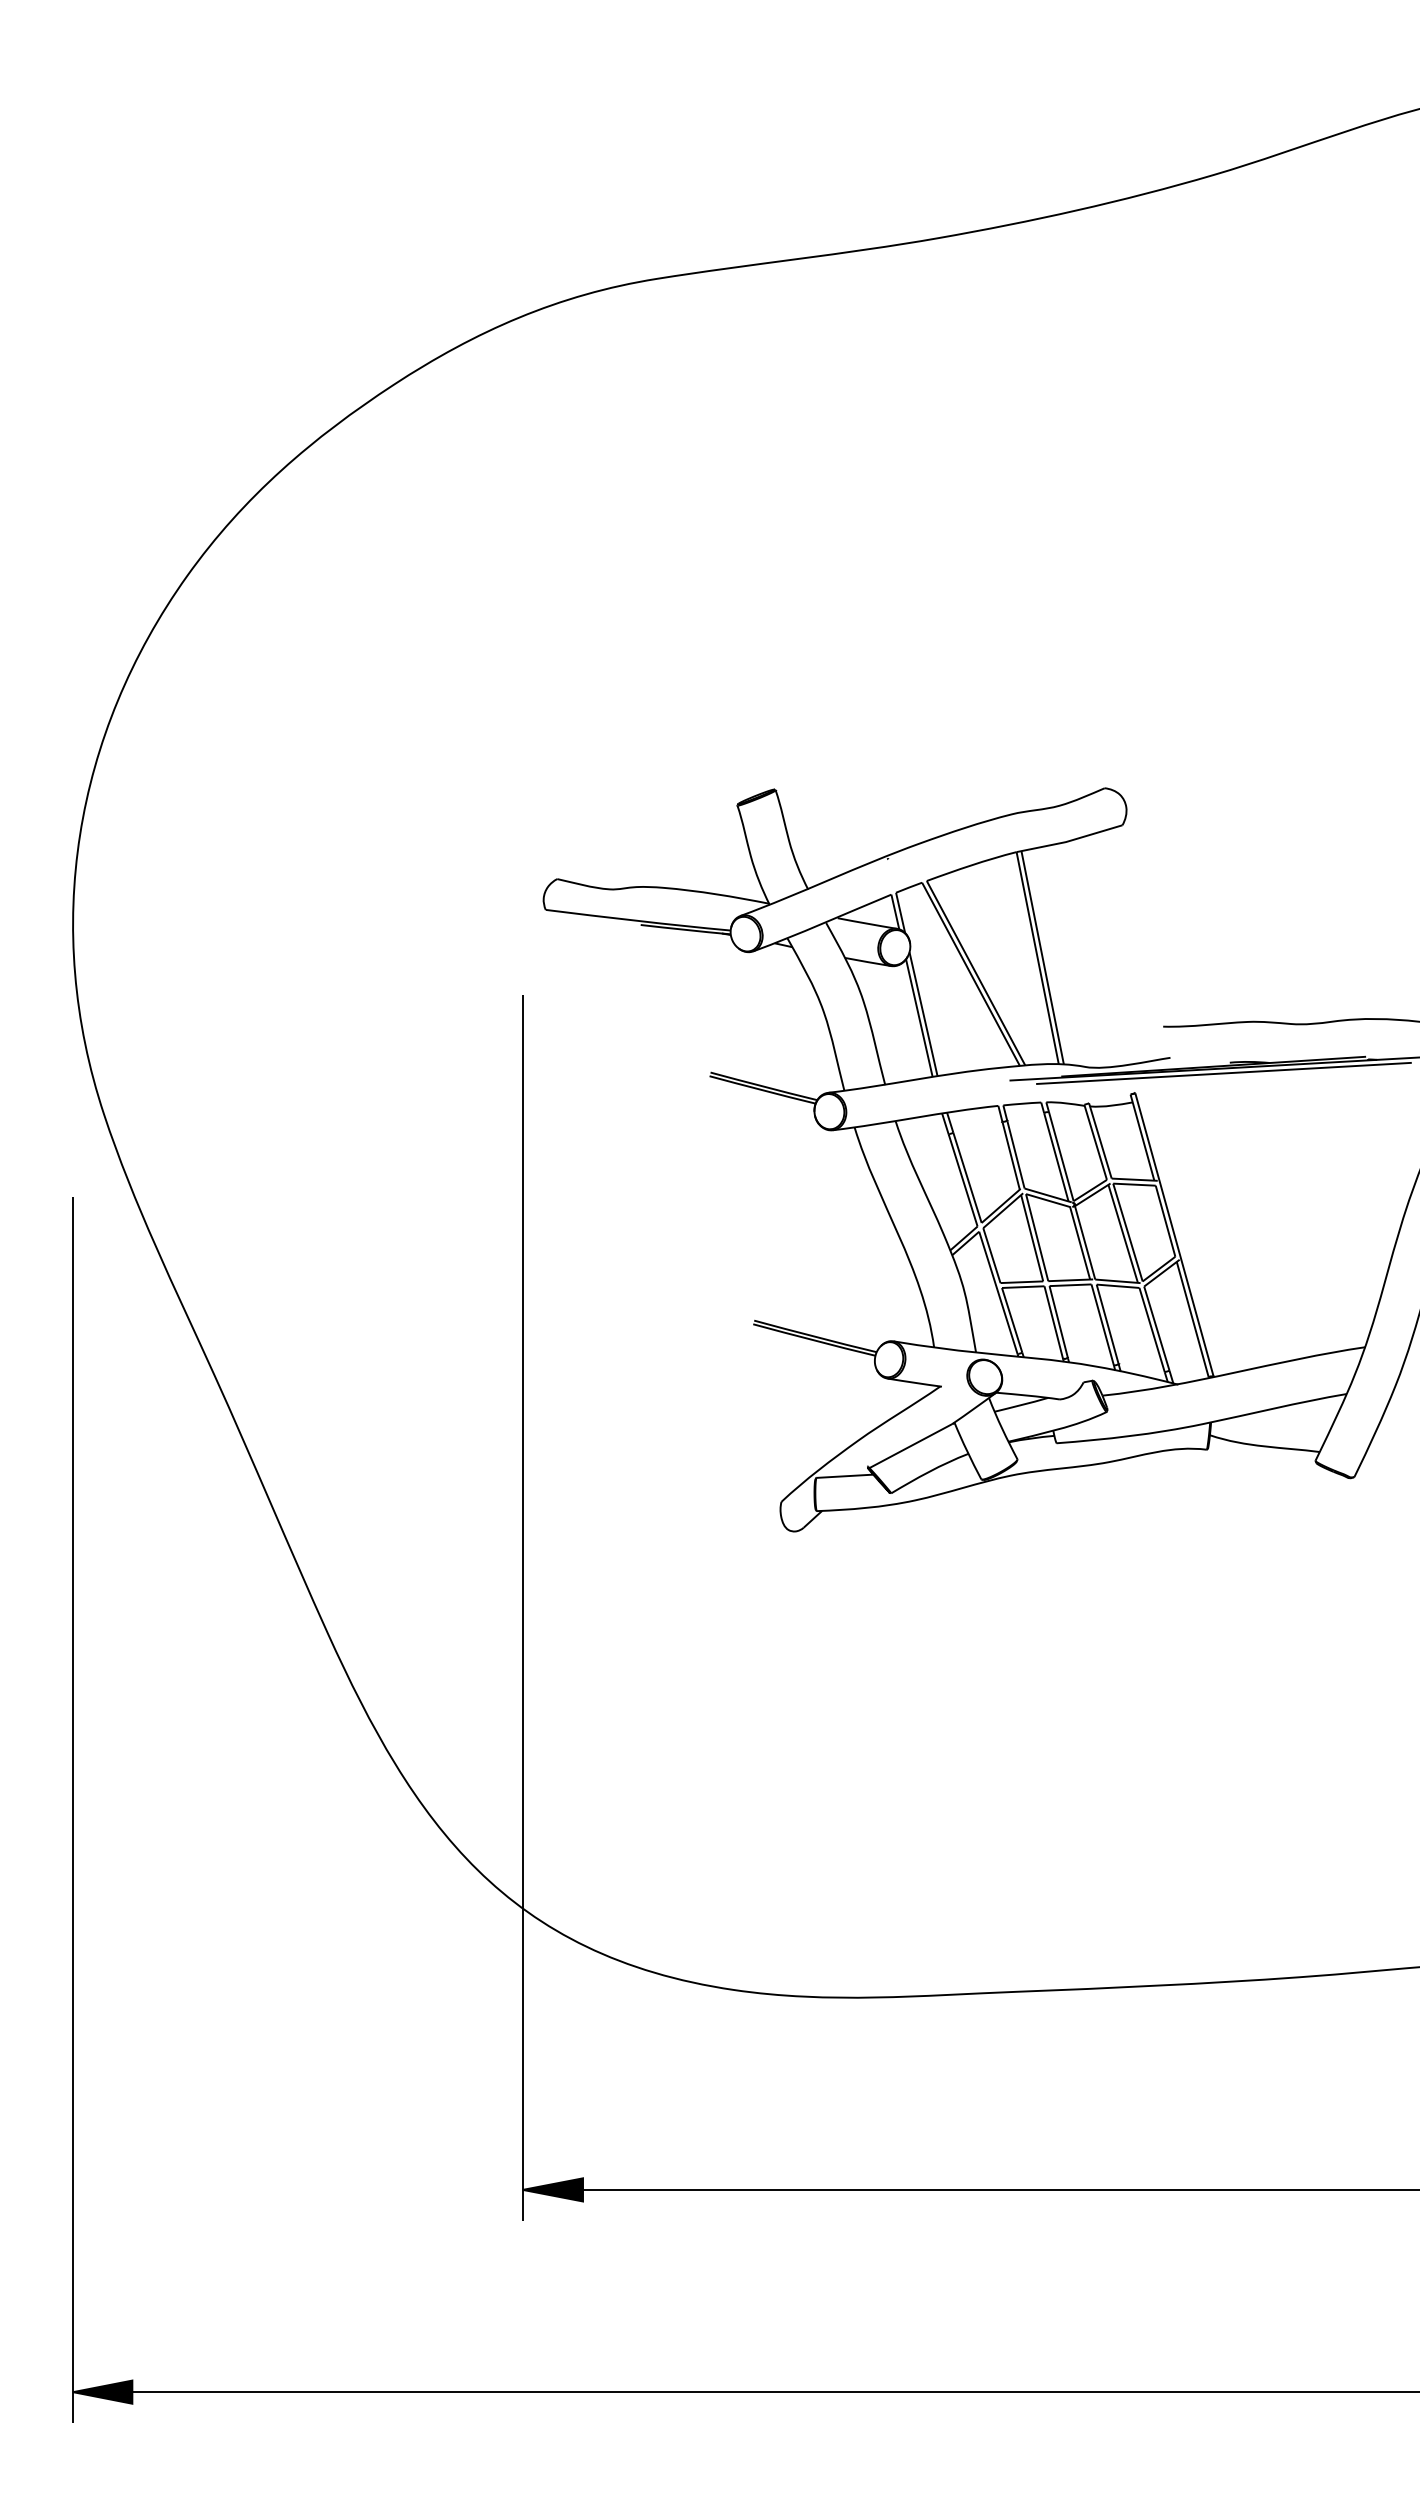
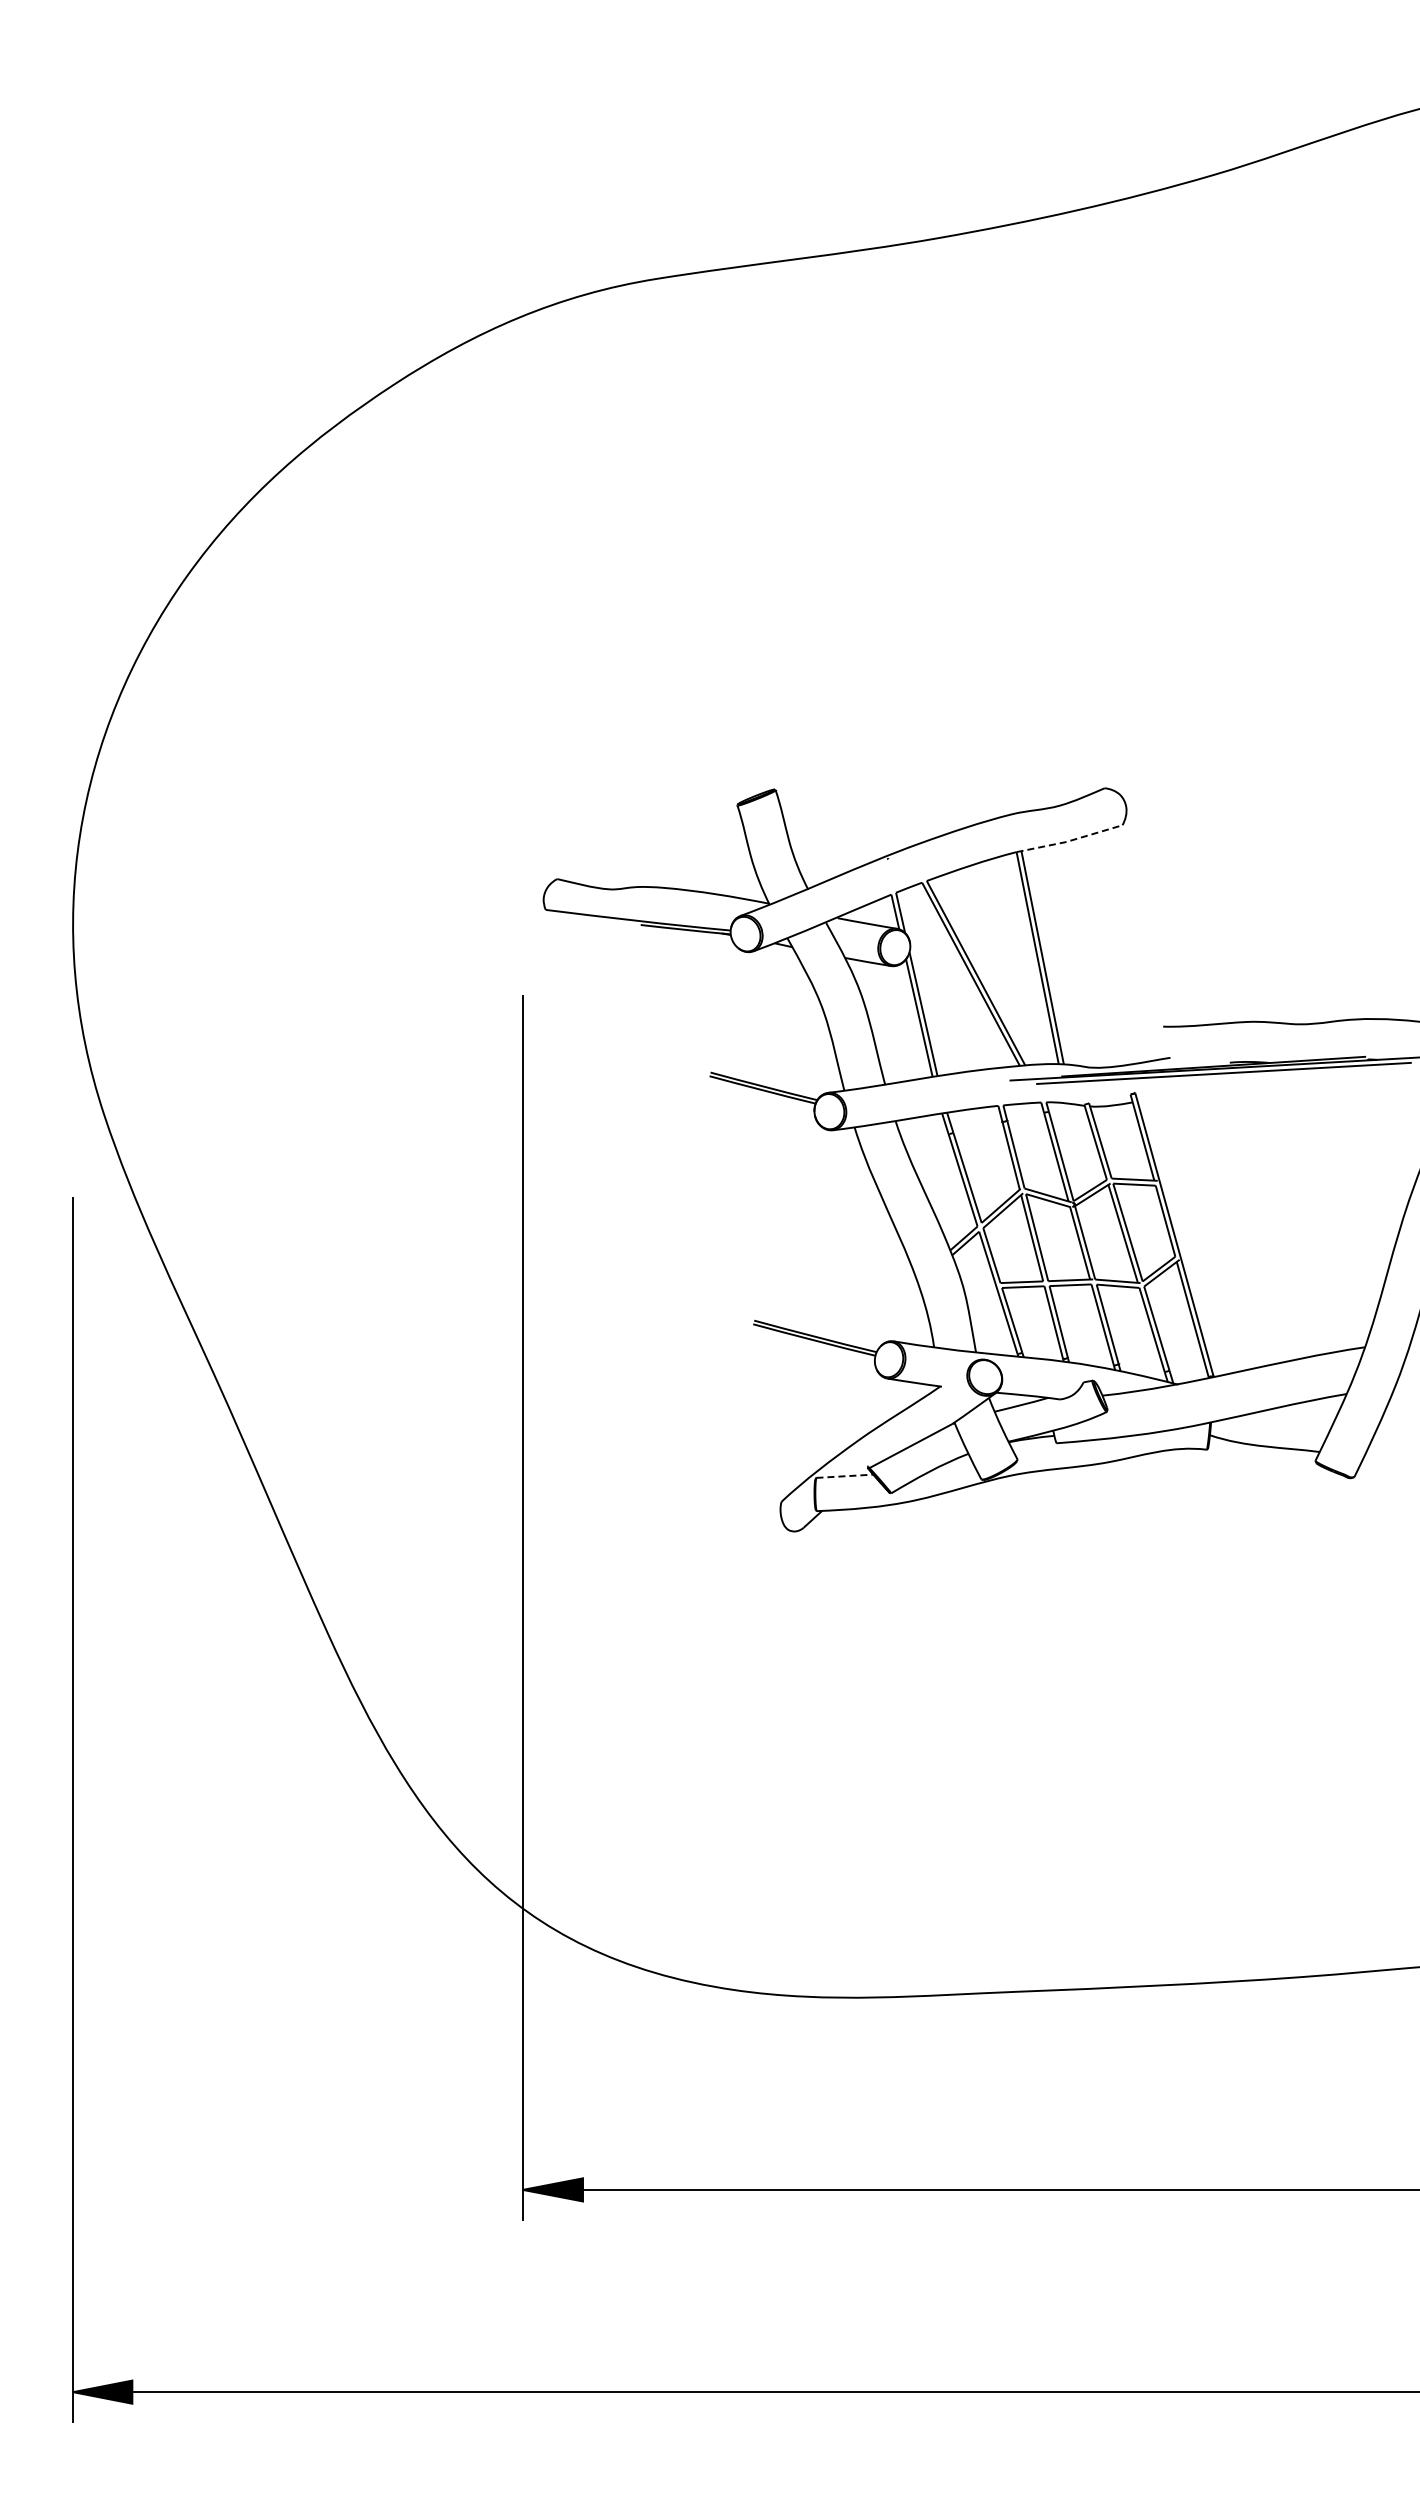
line: solid -> dashed (1069, 840)
line: solid -> dashed (845, 1476)
